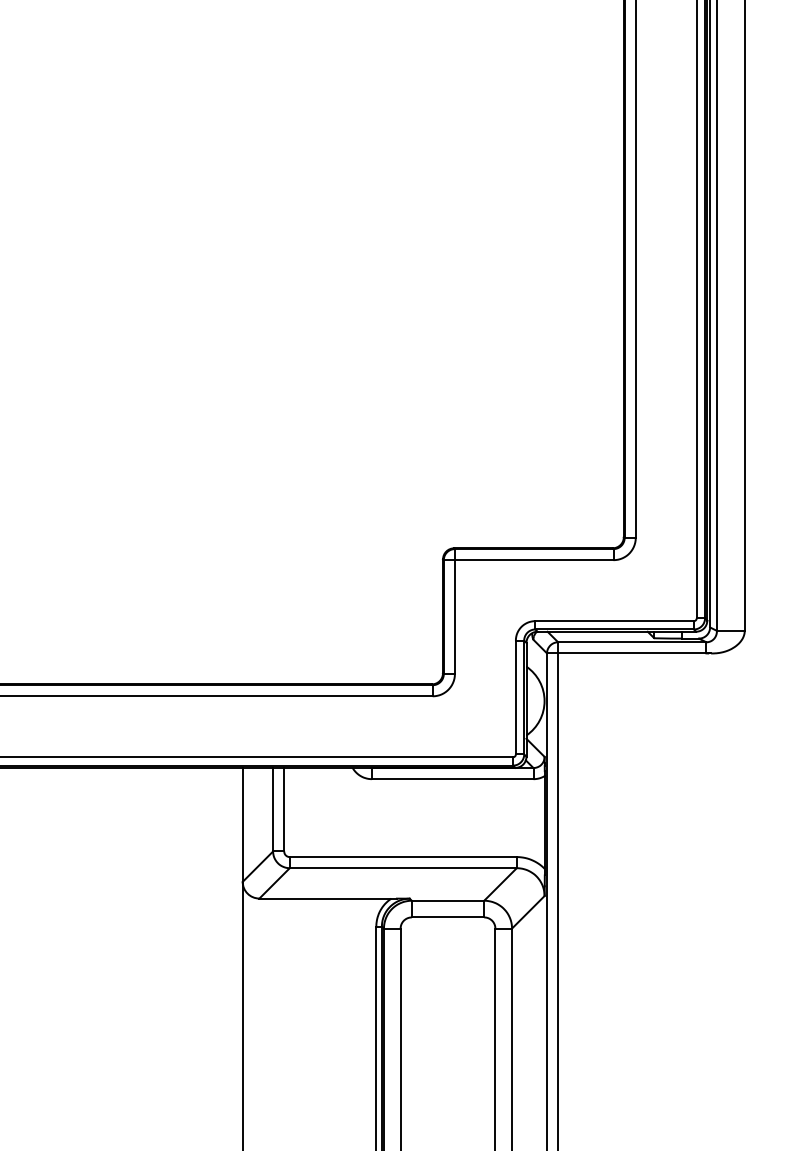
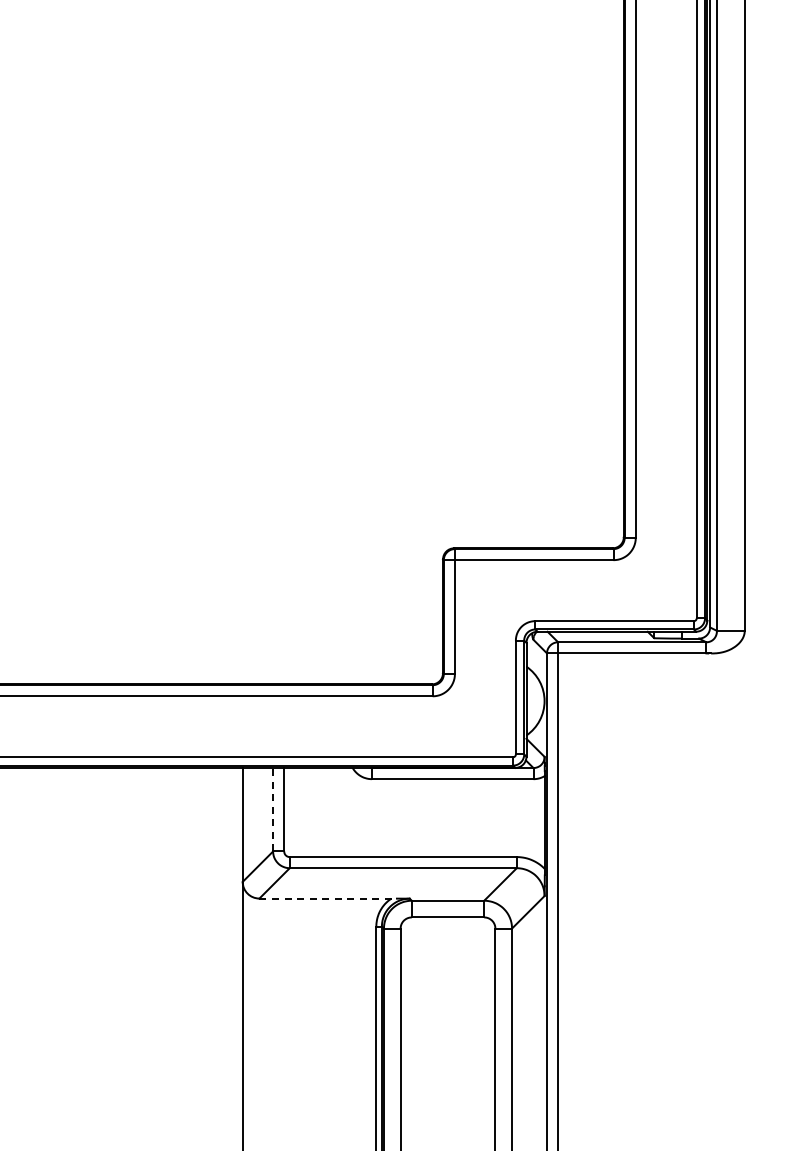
line: solid -> dashed (273, 809)
line: solid -> dashed (328, 898)
